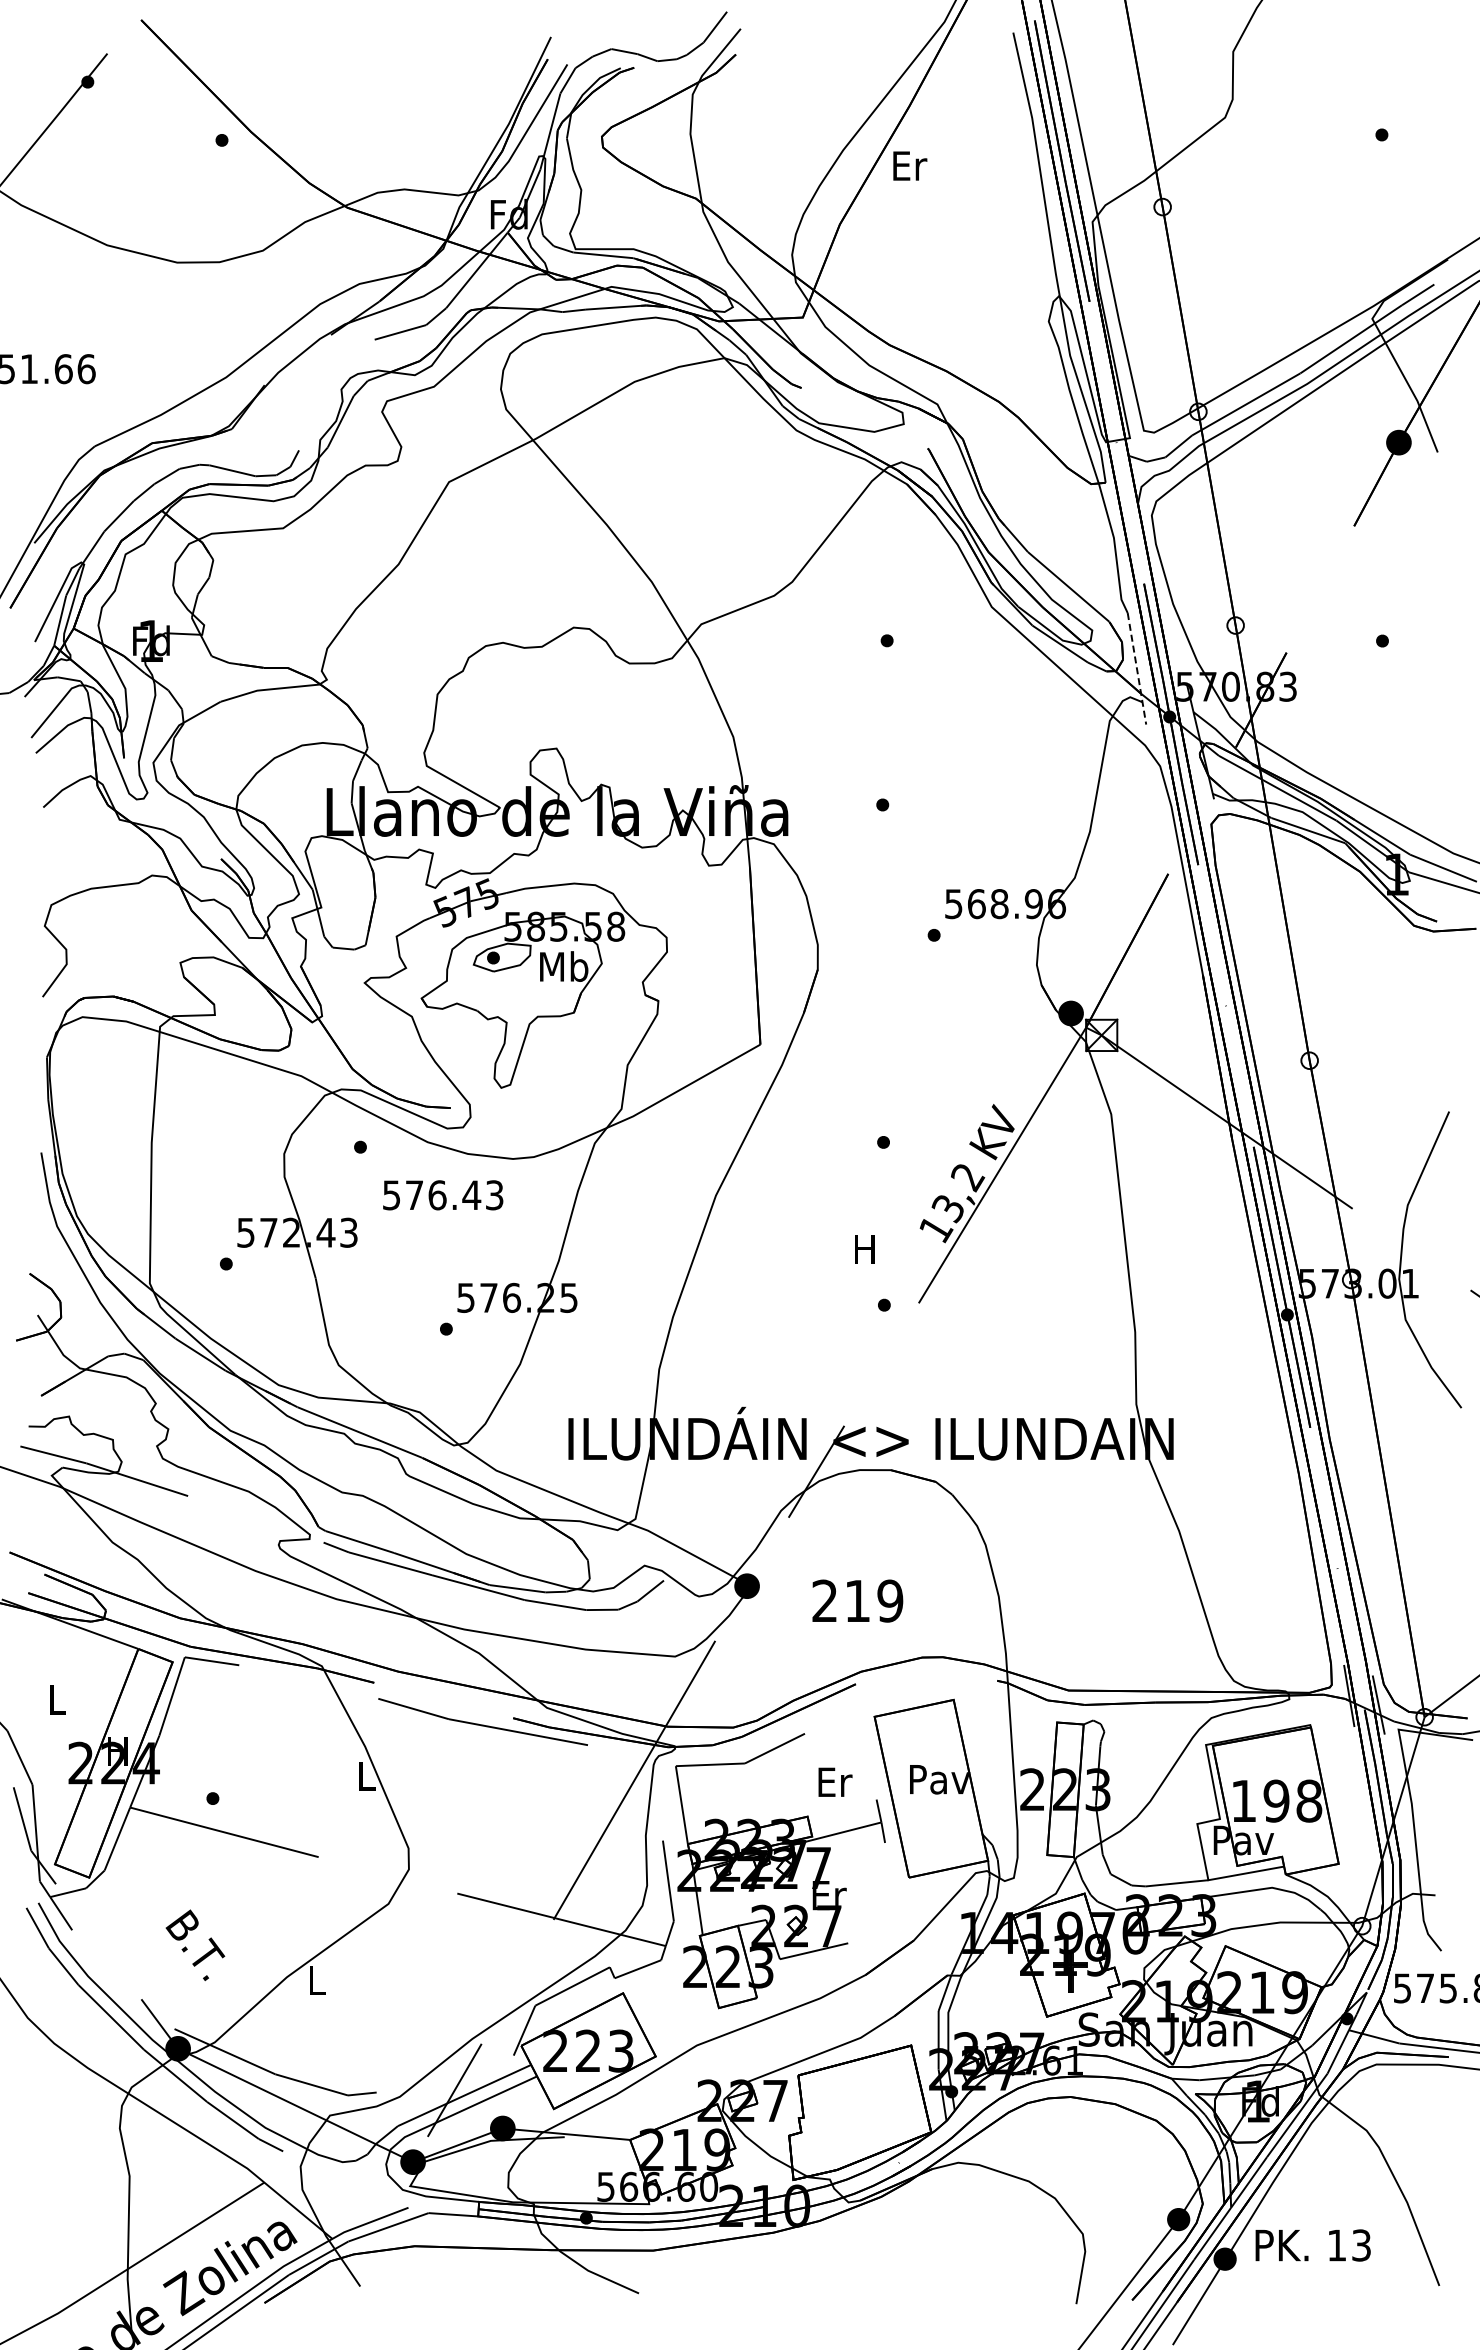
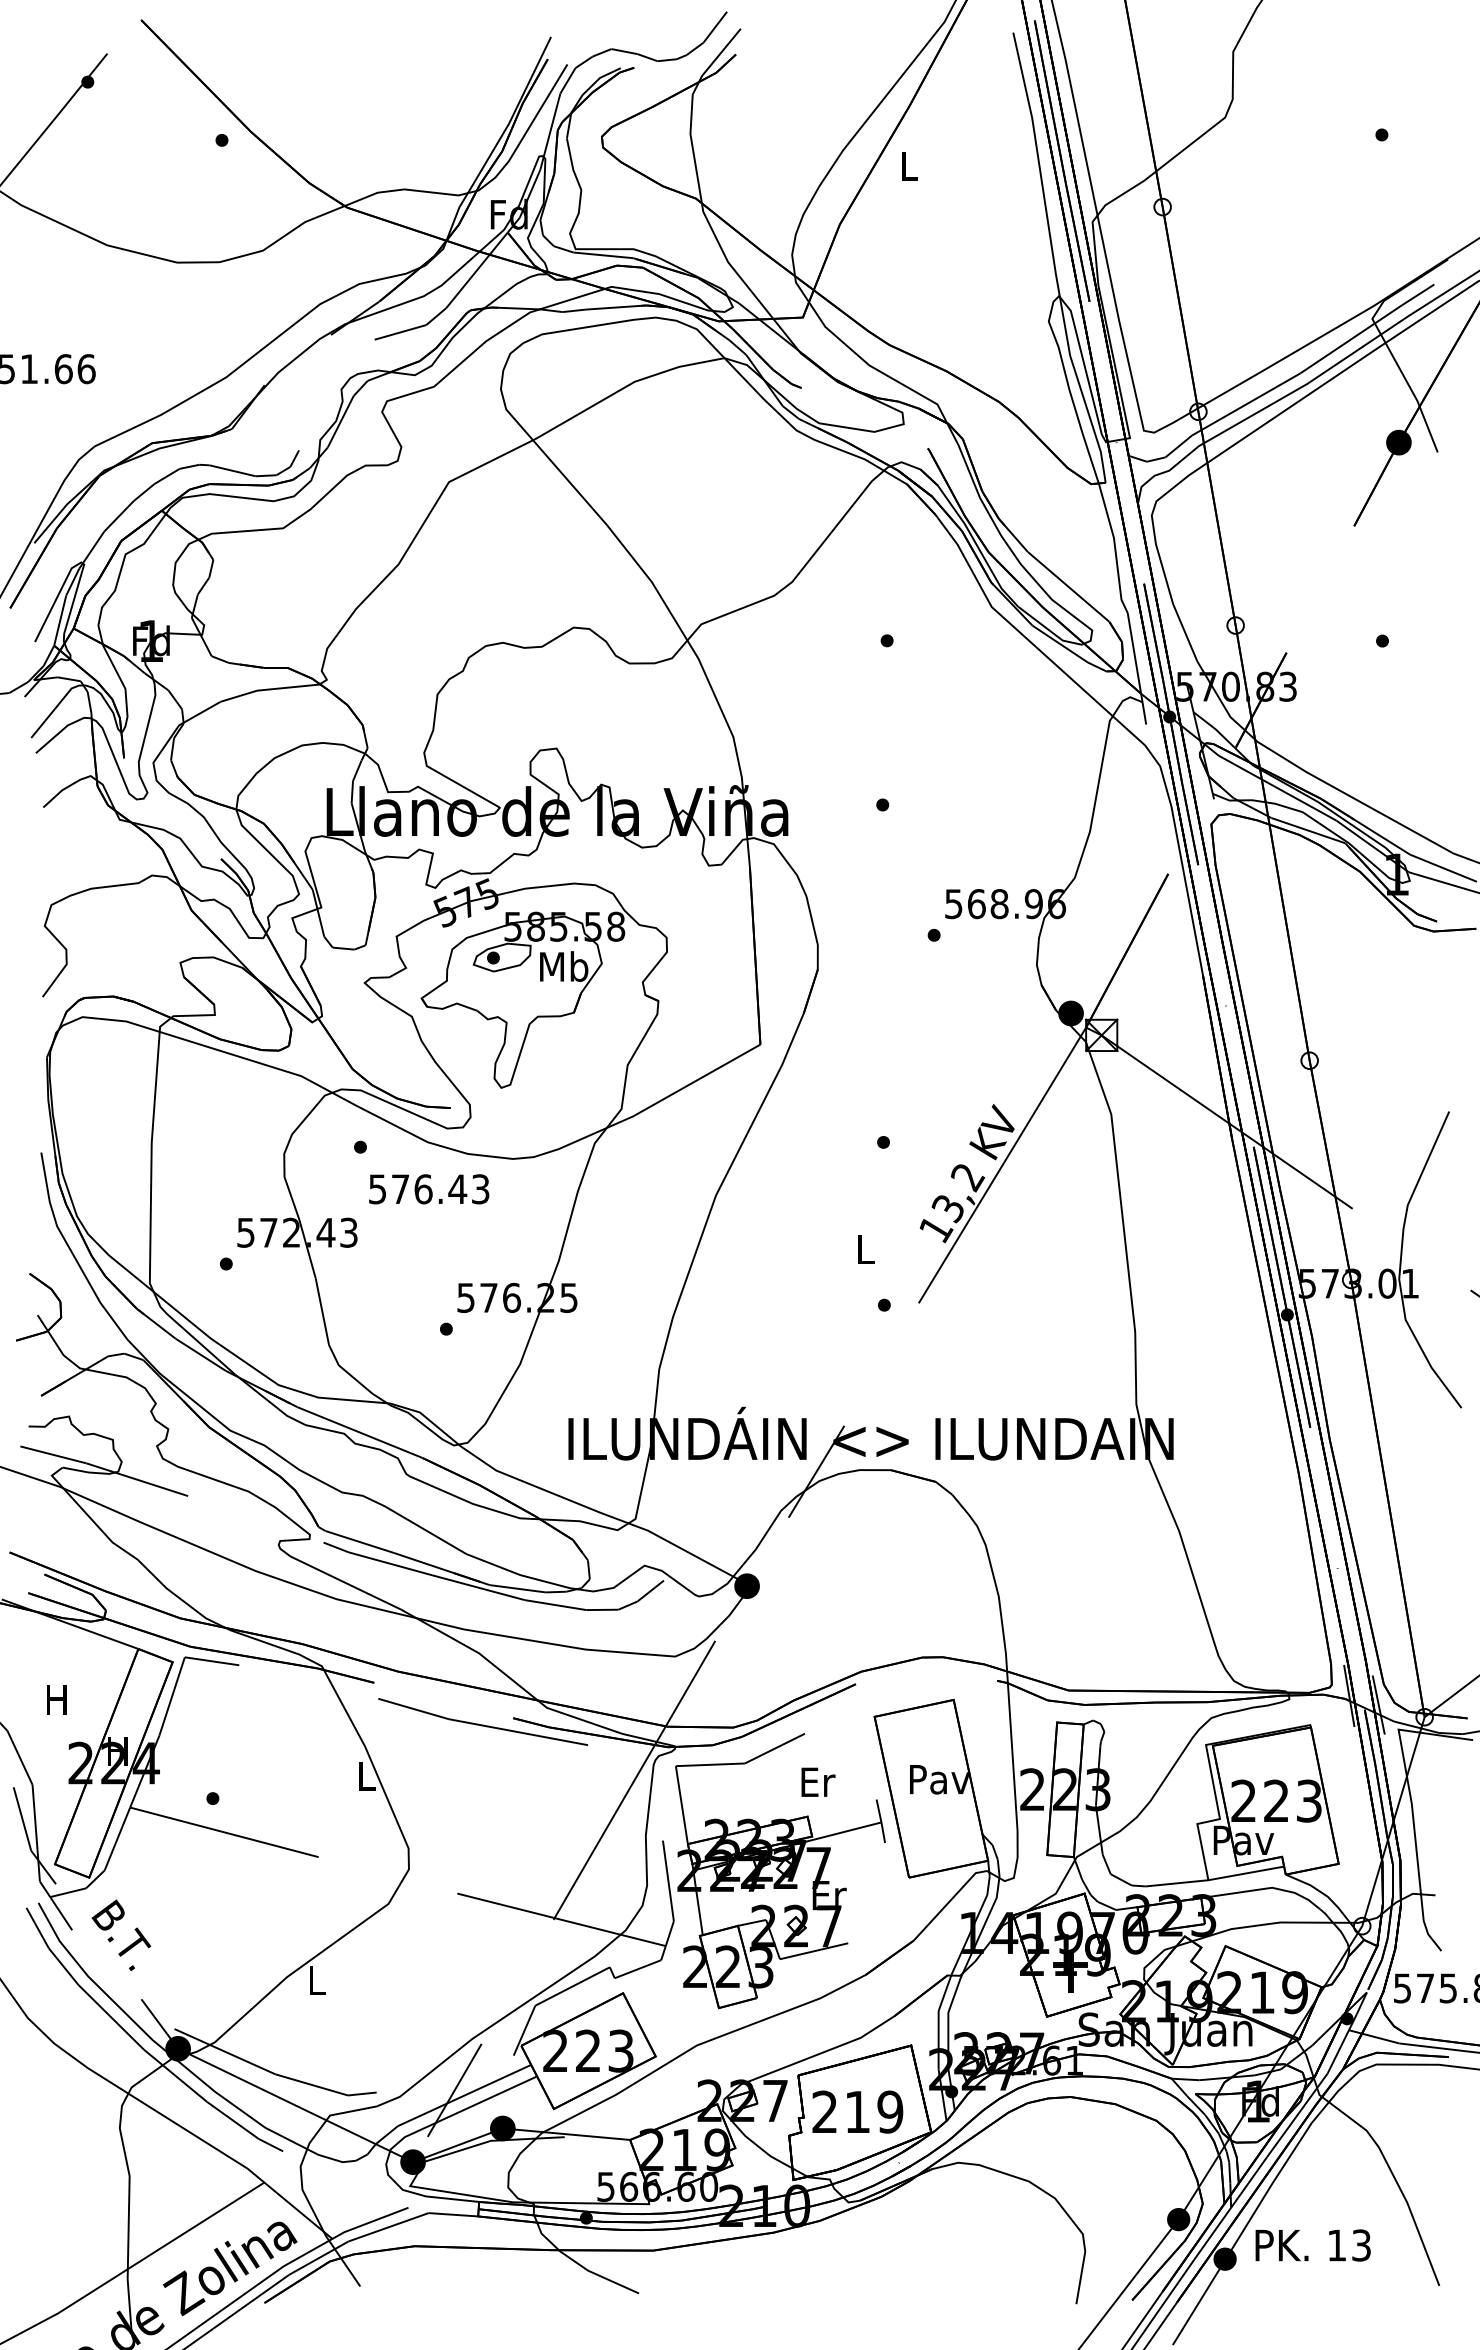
text: Er -> L (910, 165)
line: dashed -> solid (1136, 668)
text position: (443, 1195) -> (429, 1189) (429, 1189)
text: H -> L (864, 1249)
text position: (857, 1600) -> (857, 2111) (857, 2111)
text: L -> H (56, 1699)
text position: (835, 1781) -> (818, 1781) (818, 1781)
text: 198 -> 223 (1276, 1800)
text position: (195, 1945) -> (121, 1935) (121, 1935)
